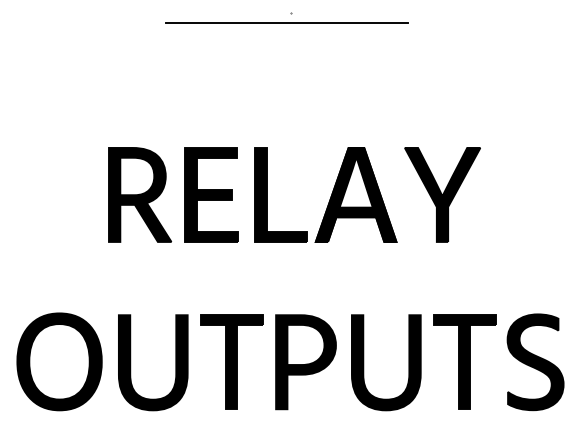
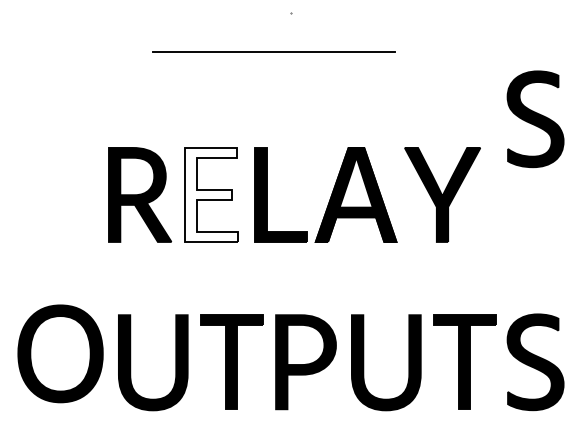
line position: (286, 22) -> (273, 51) (273, 51)
part: none -> present (535, 119)
fill: present -> none (211, 194)
part position: (59, 361) -> (60, 353) (60, 353)
